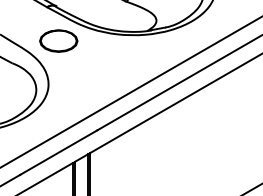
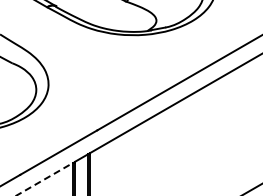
part: present -> none (58, 40)
line: present -> none (130, 92)
line: solid -> dashed (45, 179)
